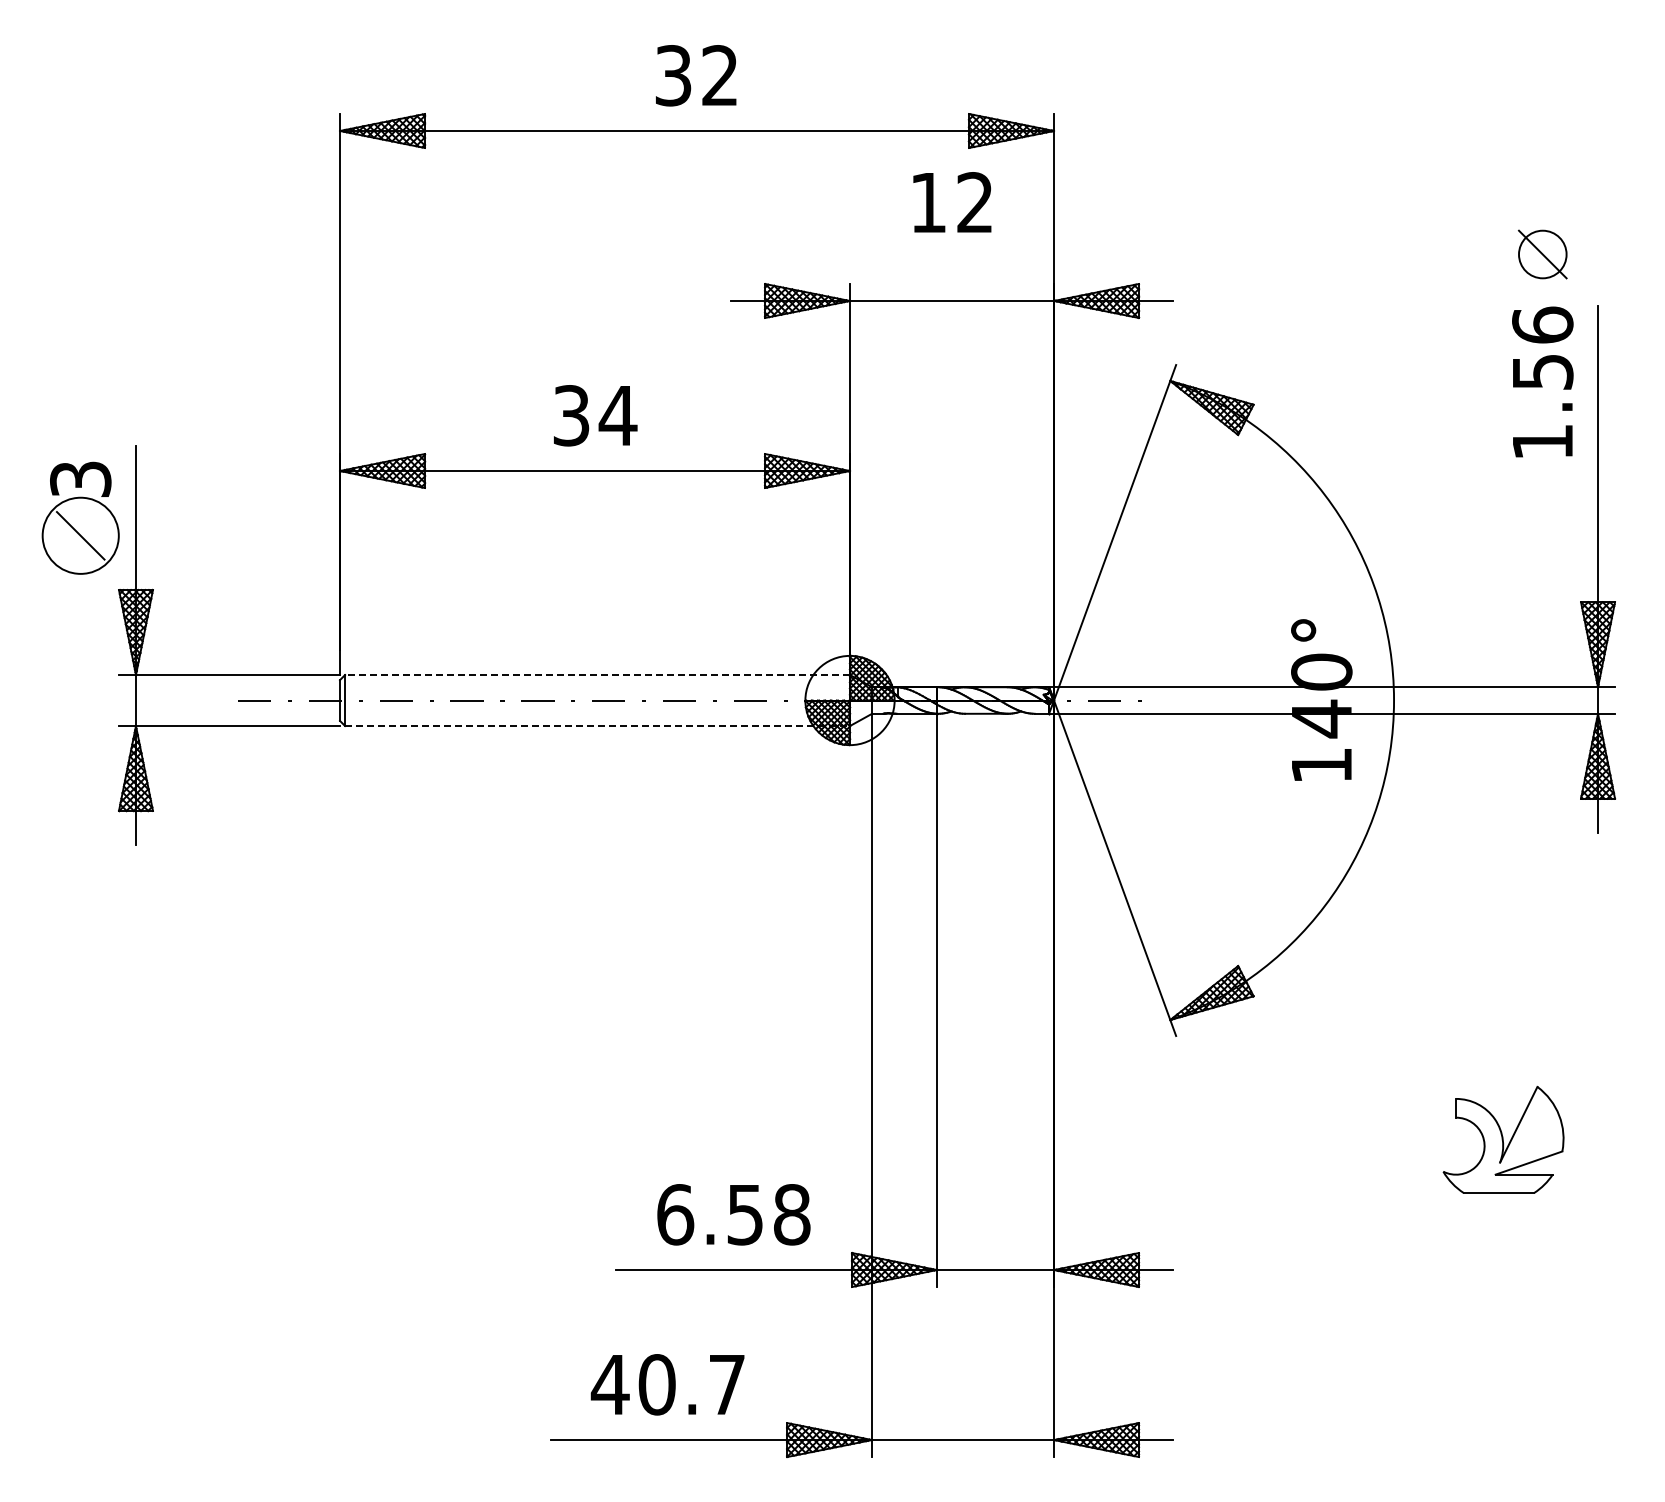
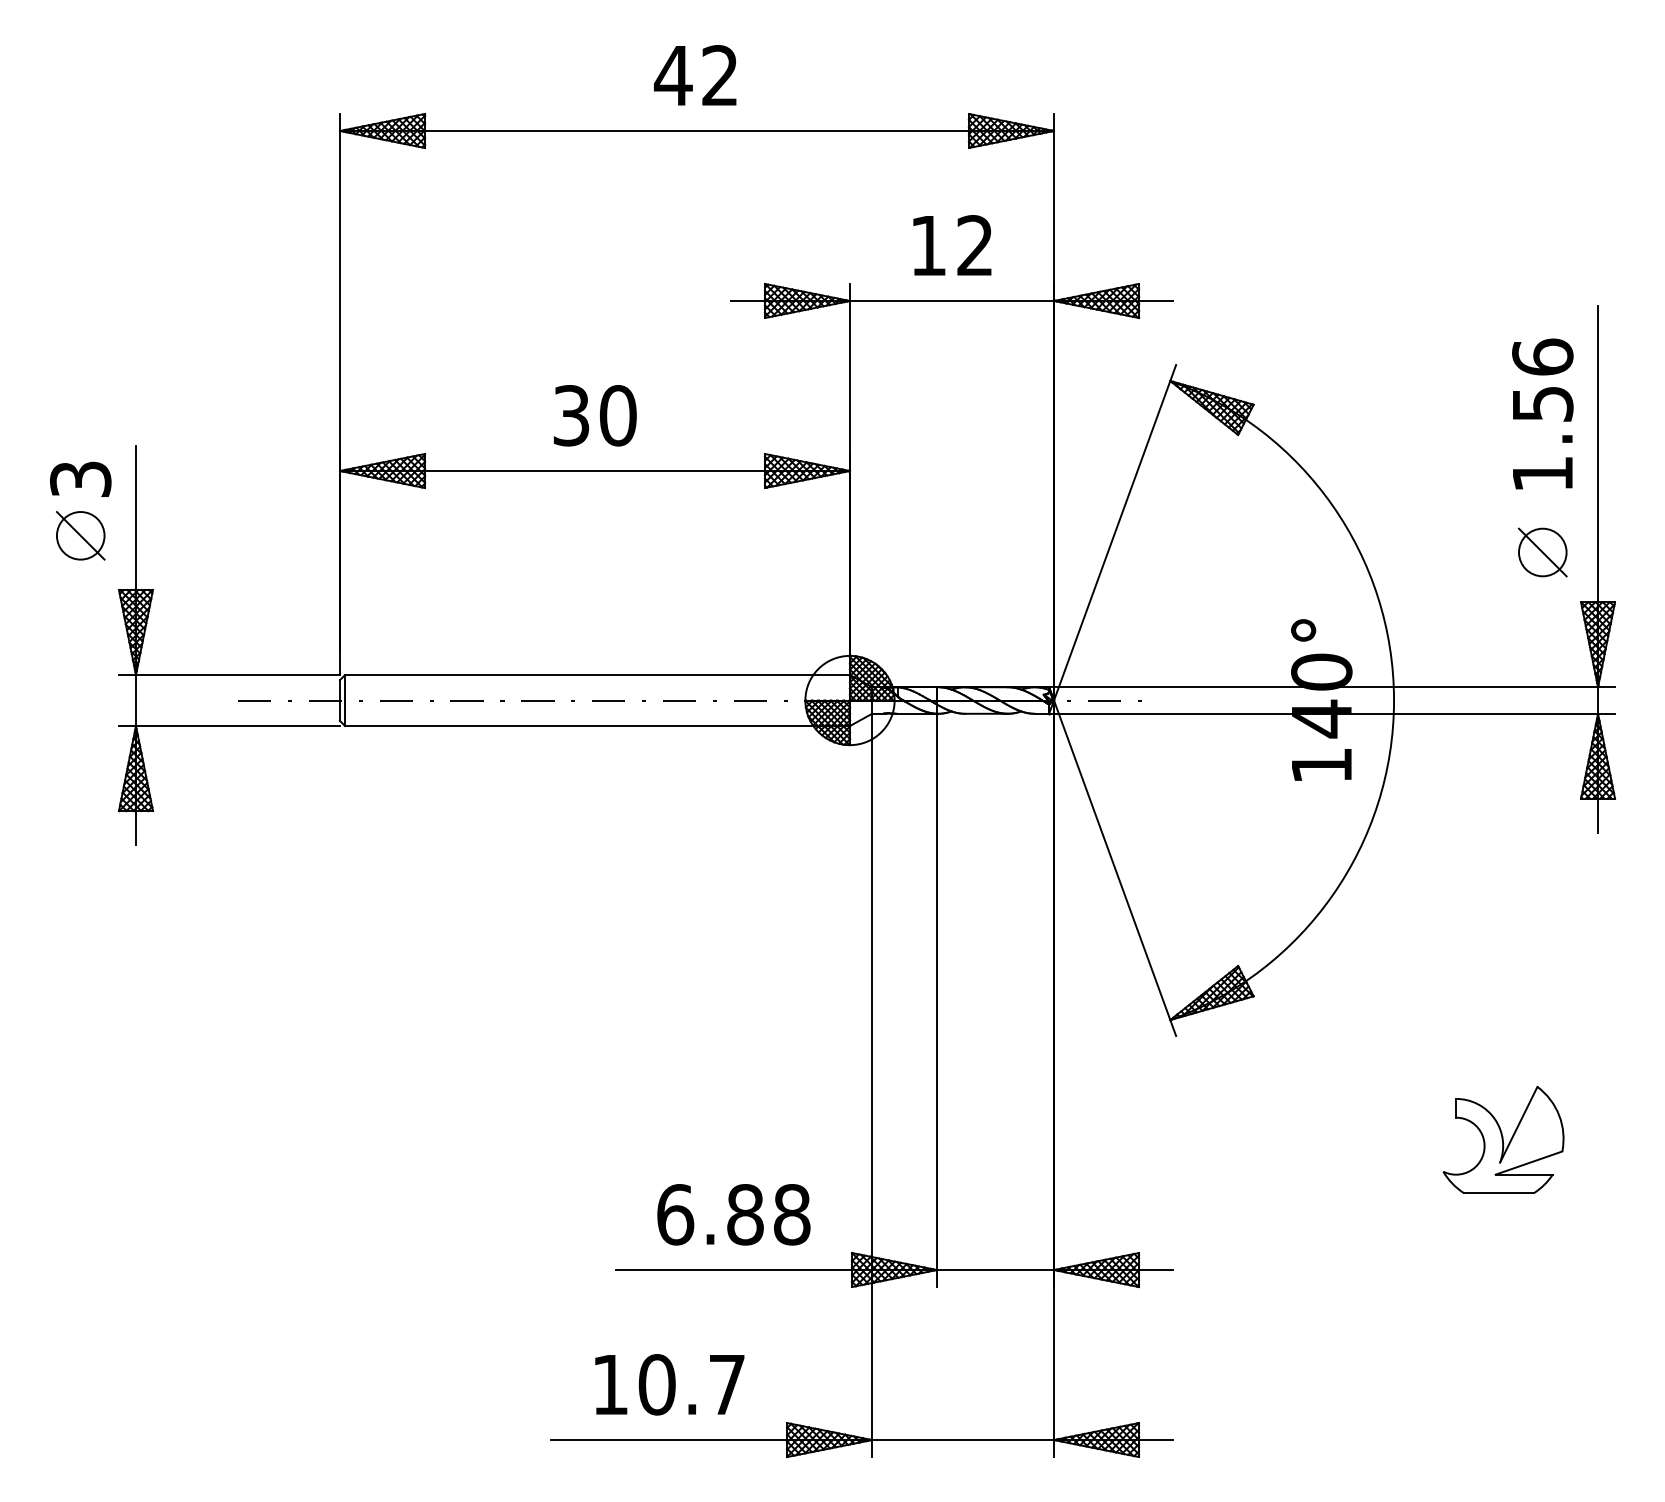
text: 32 -> 42 (673, 75)
text position: (952, 202) -> (952, 245) (952, 245)
part position: (1542, 254) -> (1542, 552) (1542, 552)
text position: (1542, 381) -> (1542, 413) (1542, 413)
text: 34 -> 30 (617, 415)
circle diameter: 76 px -> 48 px (80, 535)
line: dashed -> solid (597, 675)
line: dashed -> solid (598, 726)
text: 6.58 -> 6.88 (745, 1214)
text: 40.7 -> 10.7 (609, 1384)
